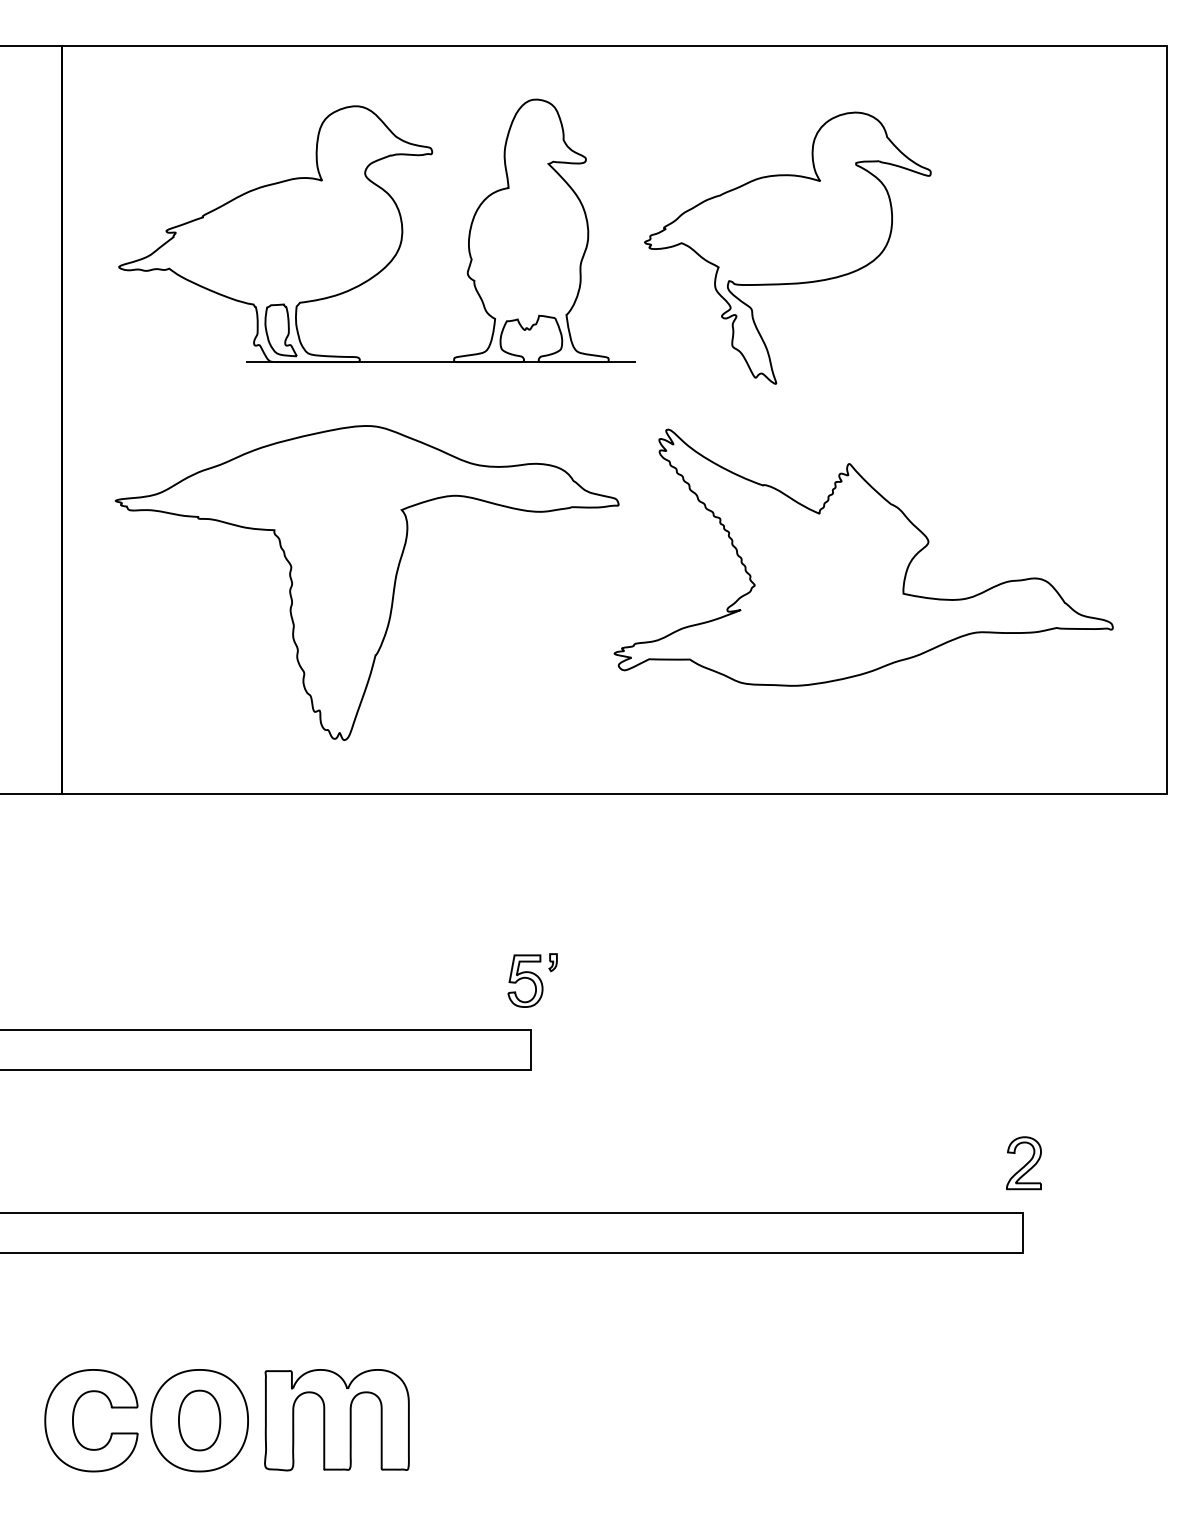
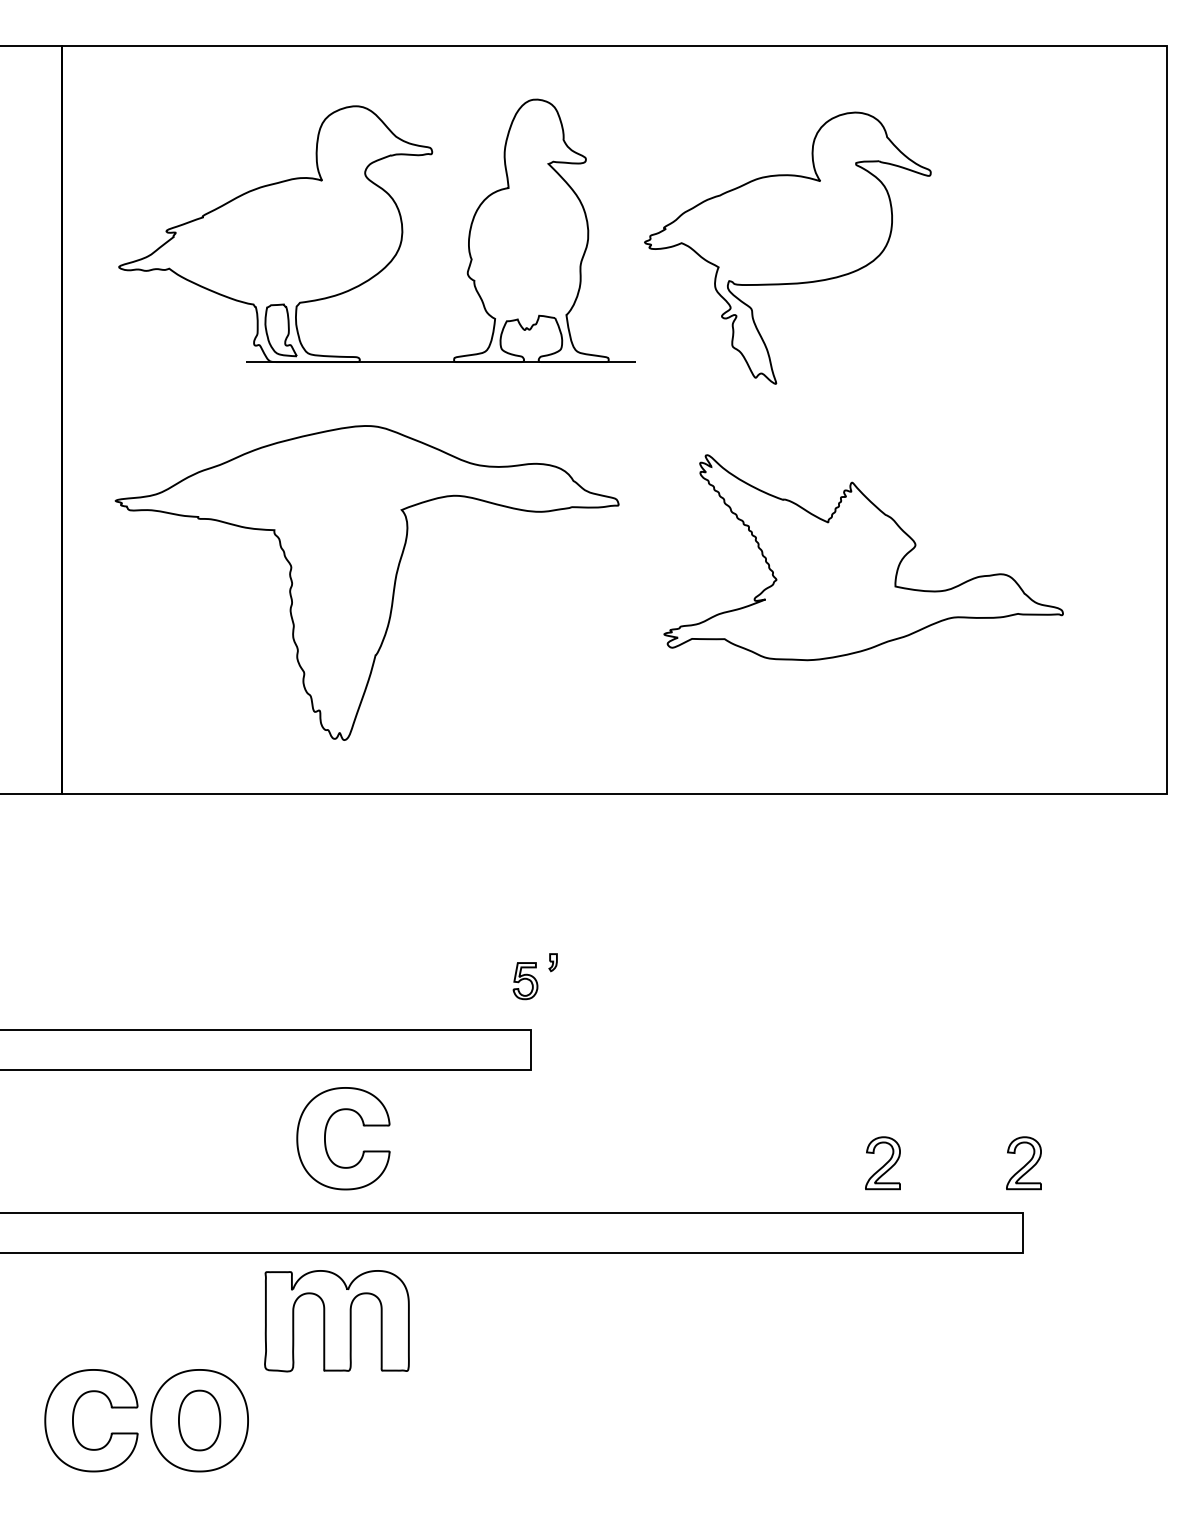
part size: 501x259 px -> 401x208 px (863, 557)
part size: 37x54 px -> 27x39 px (525, 981)
part: none -> present (326, 1133)
part: none -> present (882, 1163)
part position: (336, 1420) -> (336, 1321) (336, 1321)
